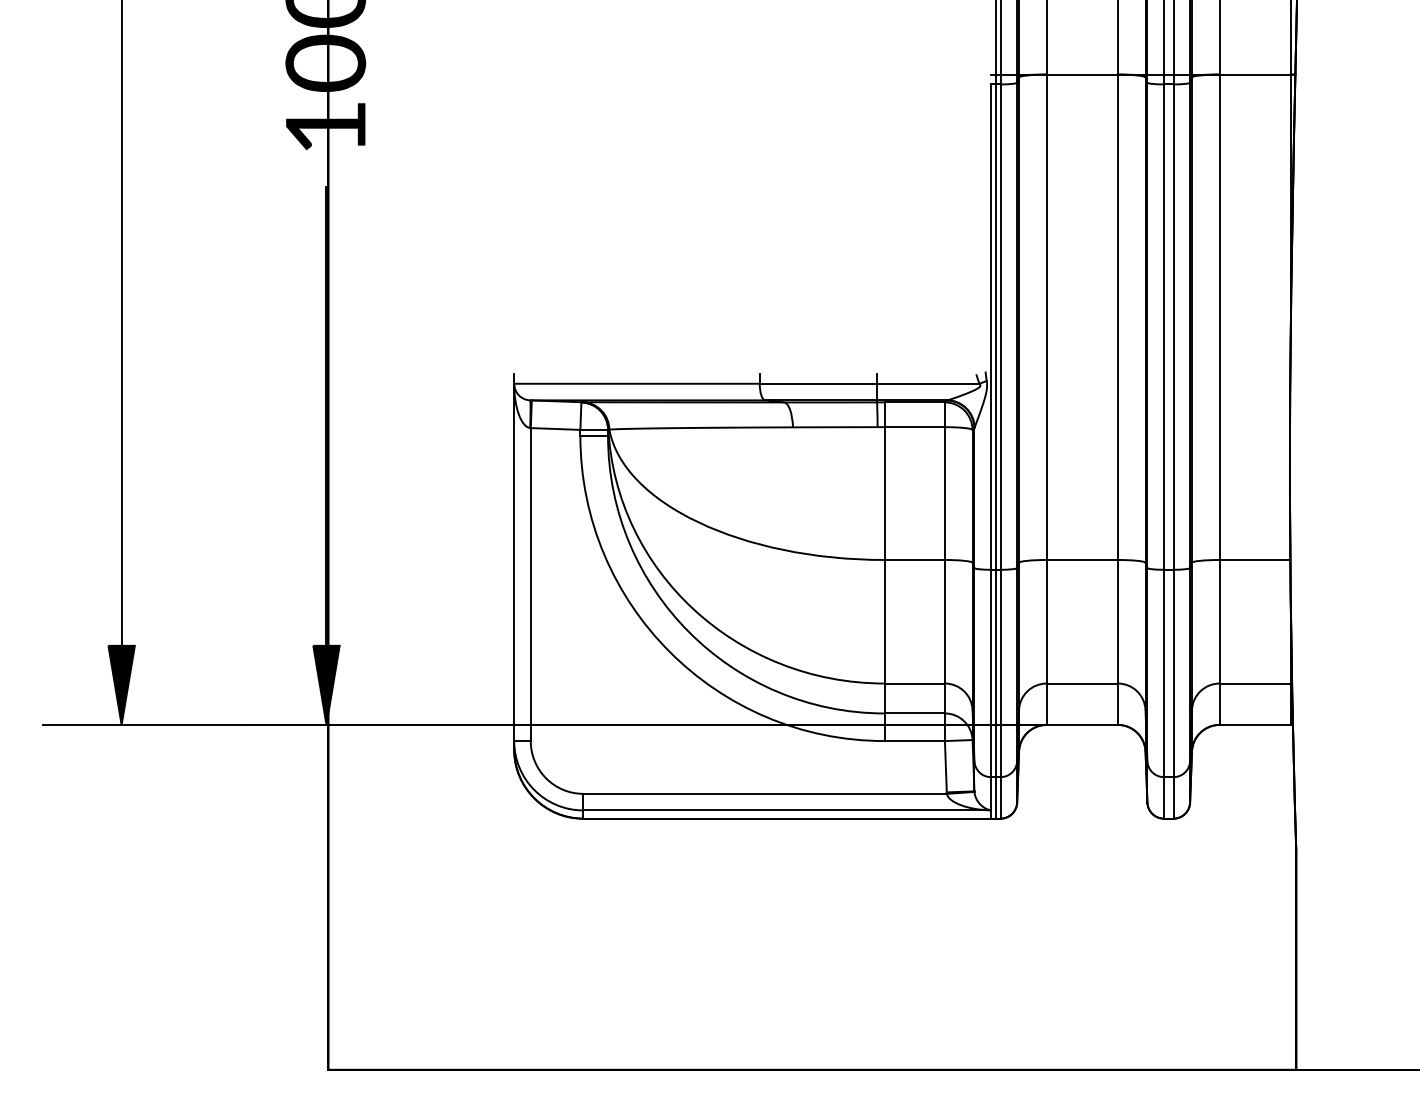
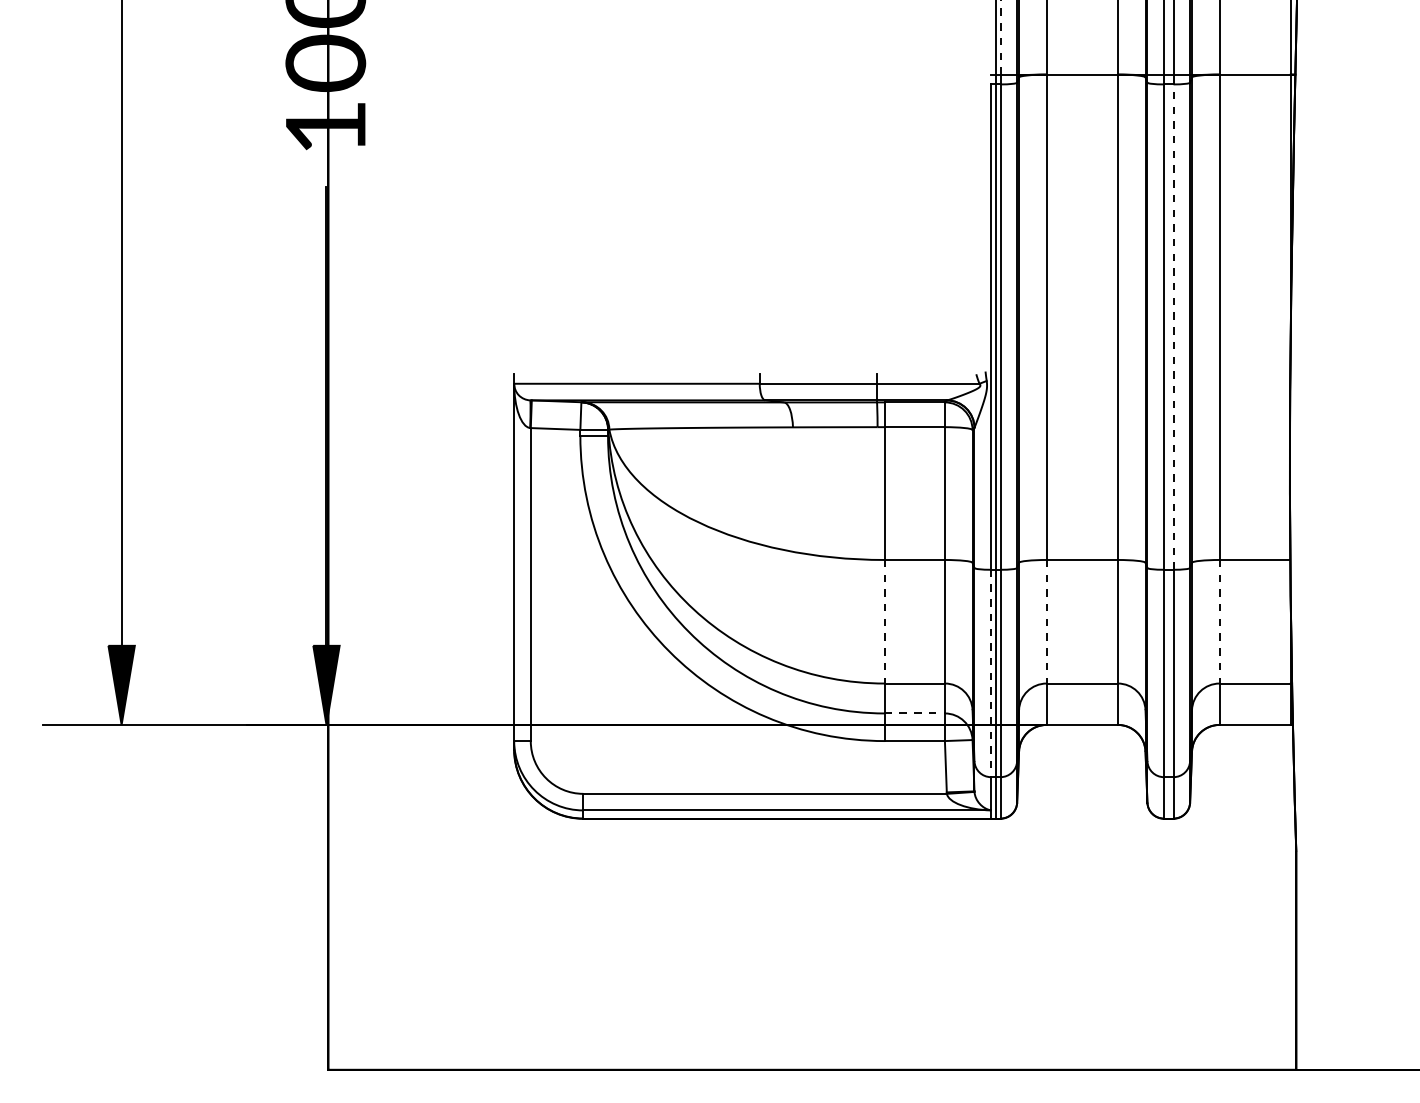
line: solid -> dashed (1000, 37)
line: solid -> dashed (1173, 327)
line: solid -> dashed (884, 621)
line: solid -> dashed (1046, 621)
line: solid -> dashed (1219, 621)
line: solid -> dashed (991, 673)
line: solid -> dashed (915, 713)
